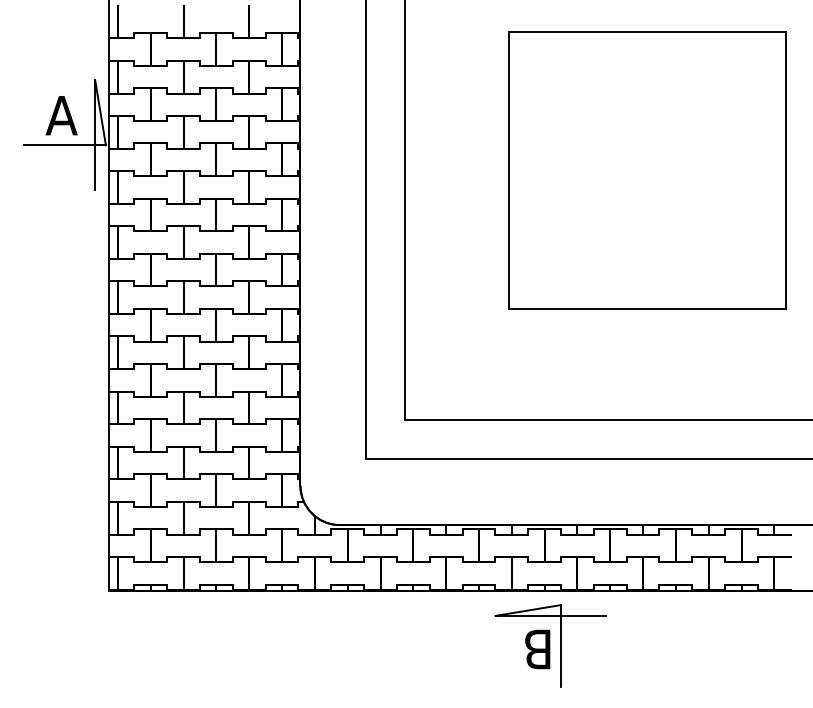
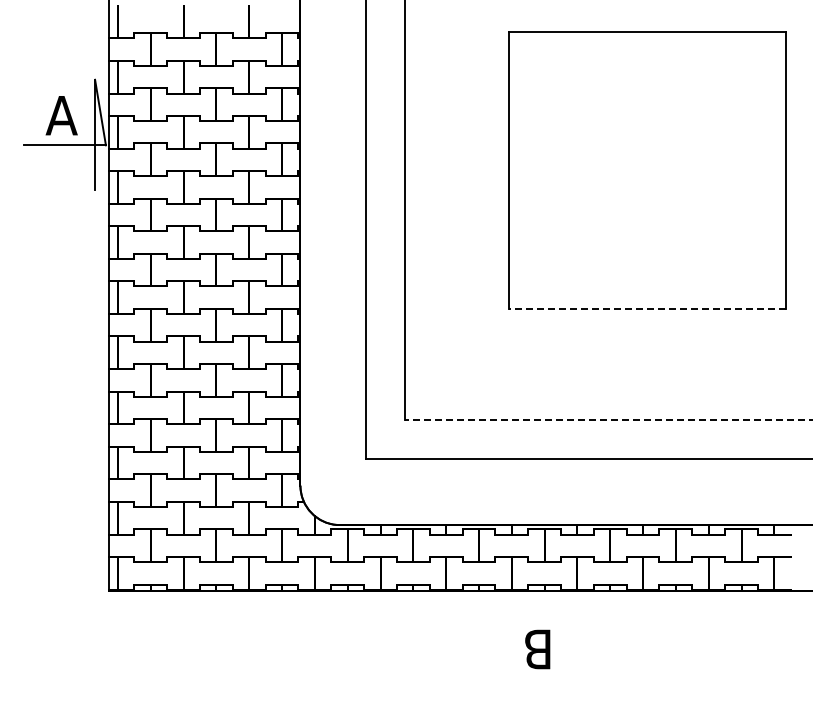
line: solid -> dashed (647, 309)
line: solid -> dashed (608, 420)
part: present -> none (560, 645)
